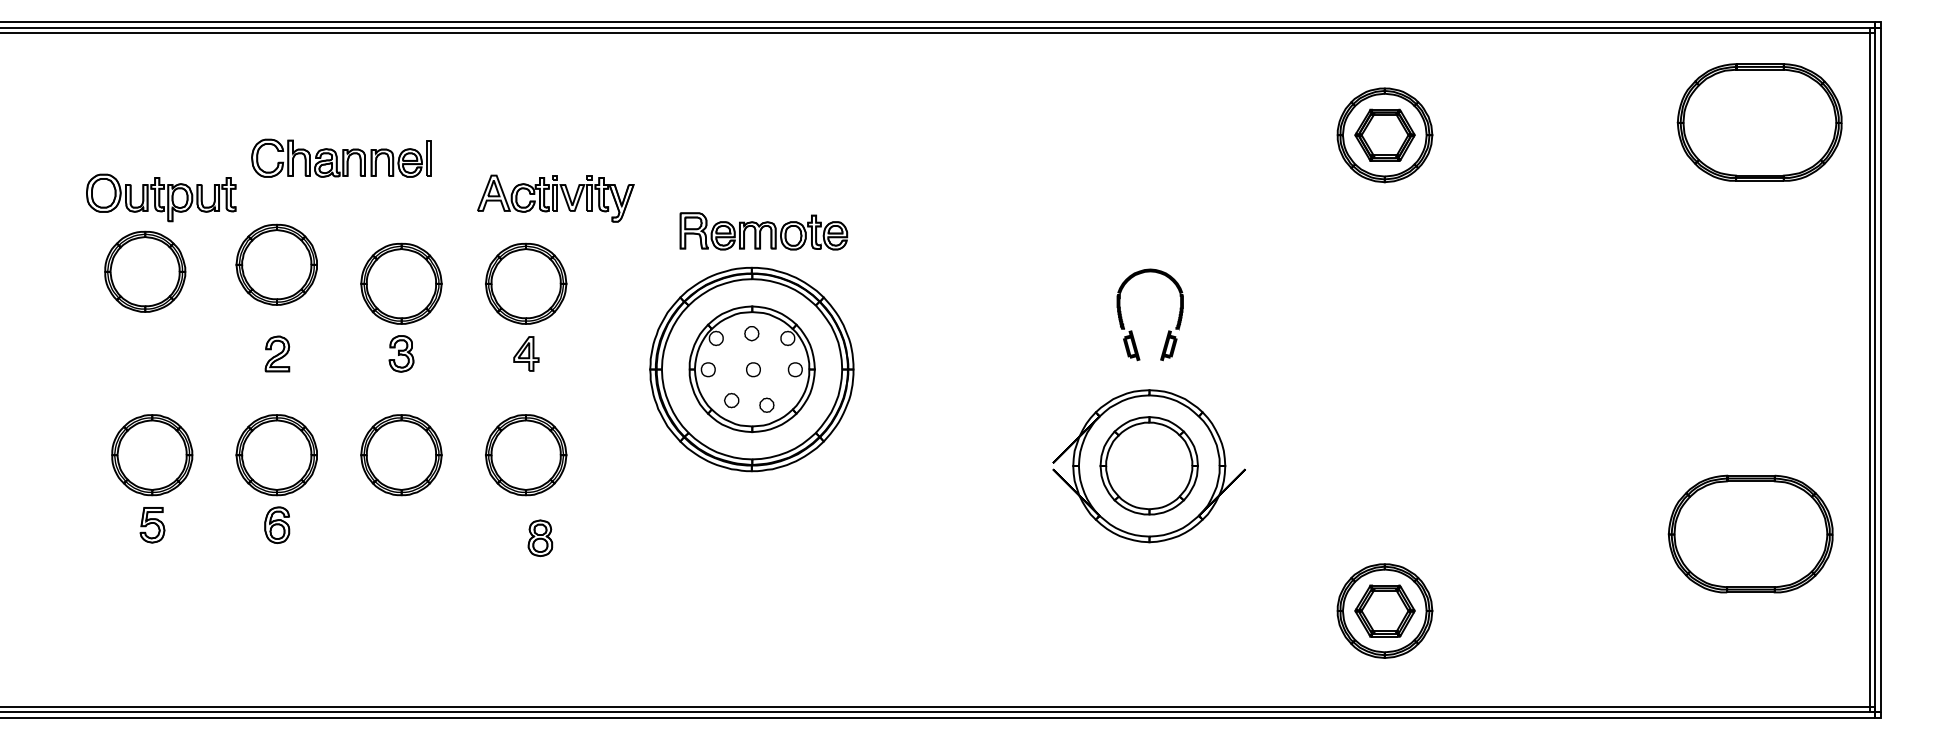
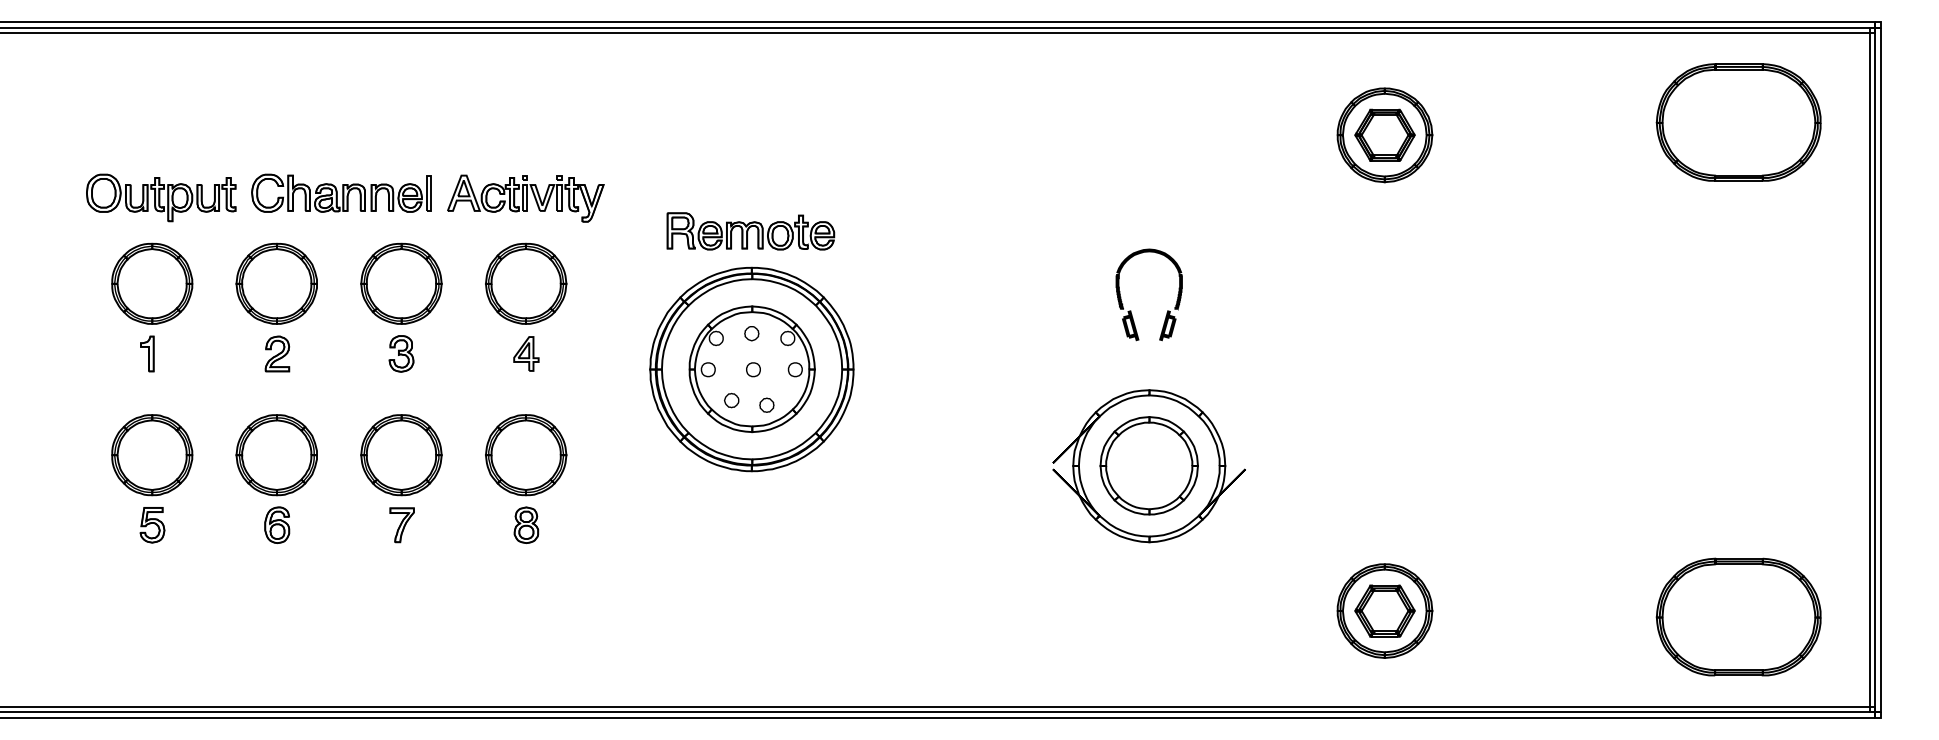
part position: (1759, 122) -> (1738, 122) (1738, 122)
part position: (341, 157) -> (341, 192) (341, 192)
part position: (555, 198) -> (525, 198) (525, 198)
part position: (763, 231) -> (750, 231) (750, 231)
part position: (276, 264) -> (276, 283) (276, 283)
part position: (145, 271) -> (152, 283) (152, 283)
part position: (1132, 330) -> (1131, 310) (1131, 310)
part: none -> present (147, 353)
part: none -> present (401, 525)
part position: (1750, 533) -> (1738, 616) (1738, 616)
part position: (540, 537) -> (526, 524) (526, 524)
